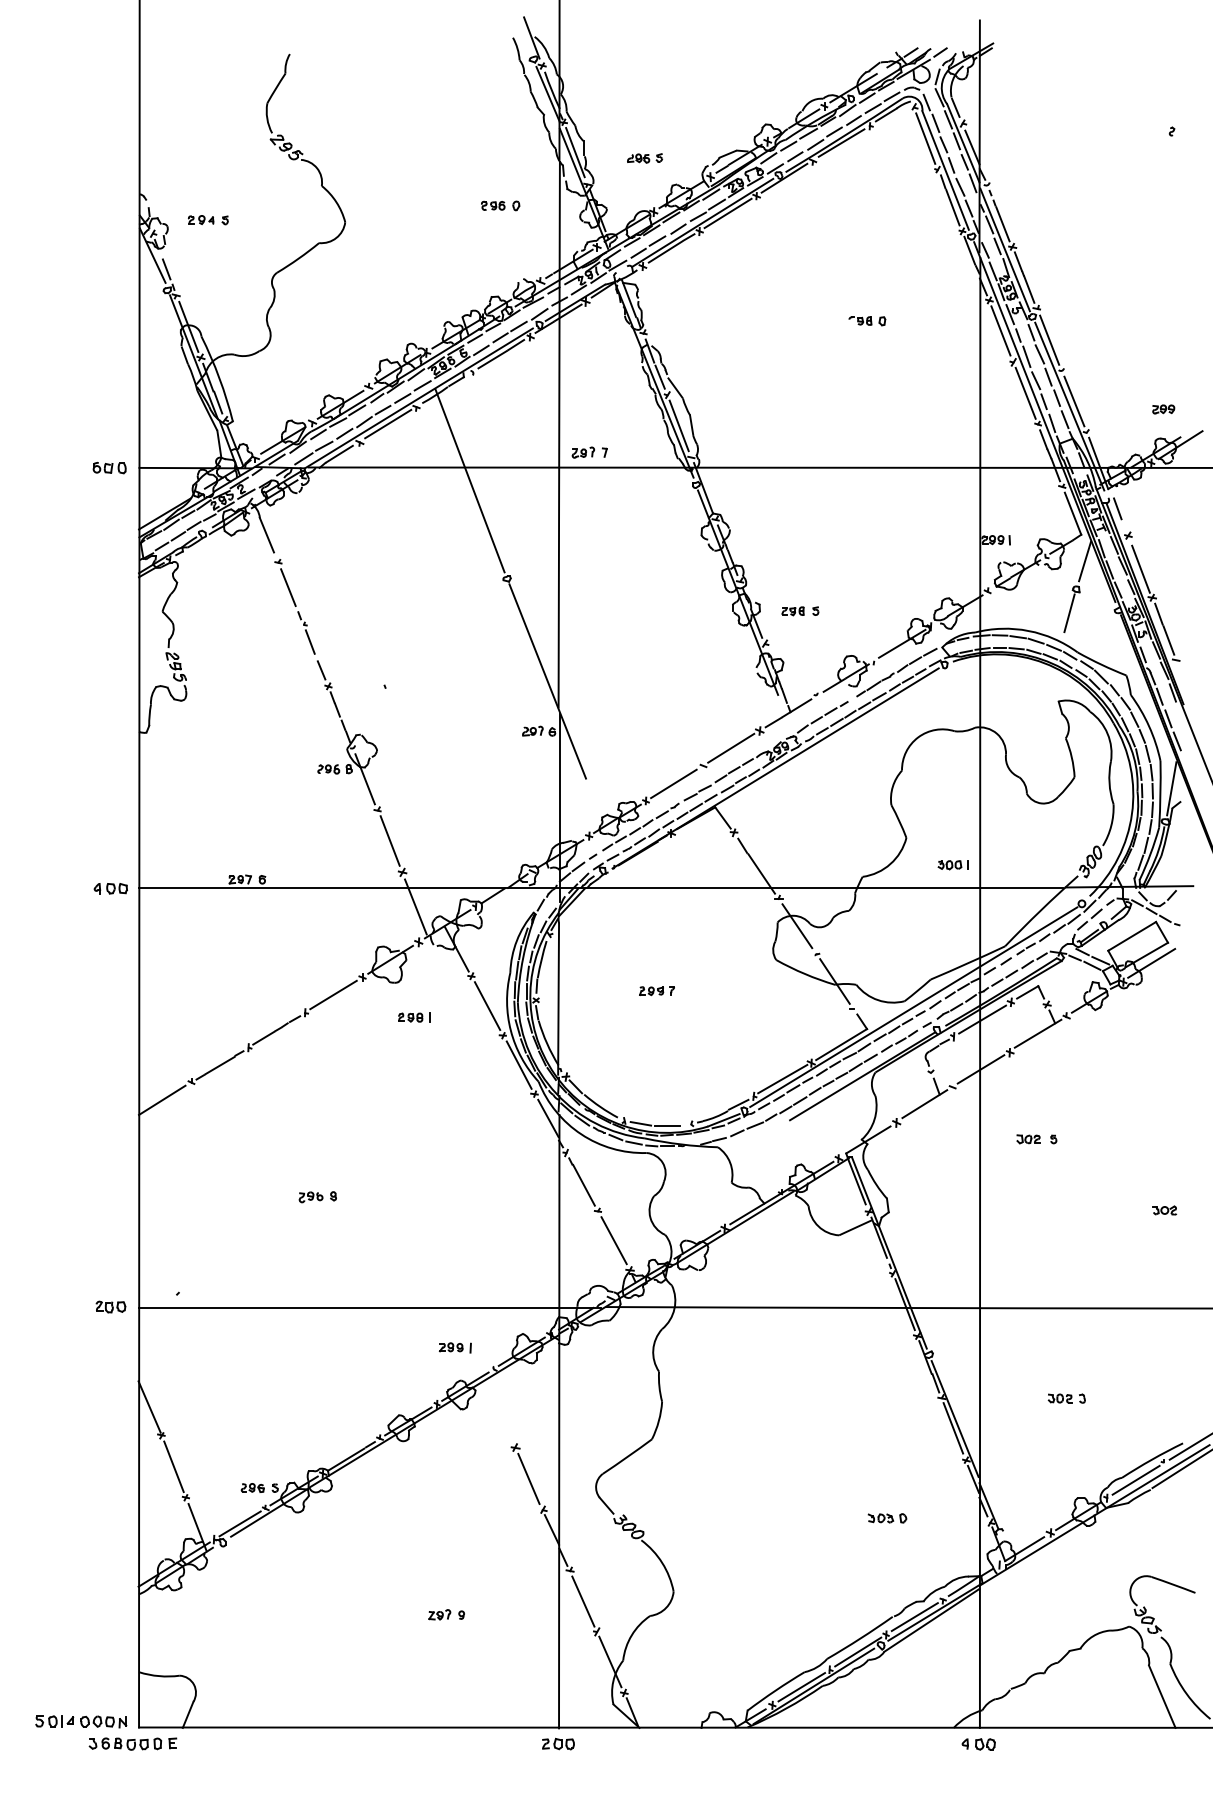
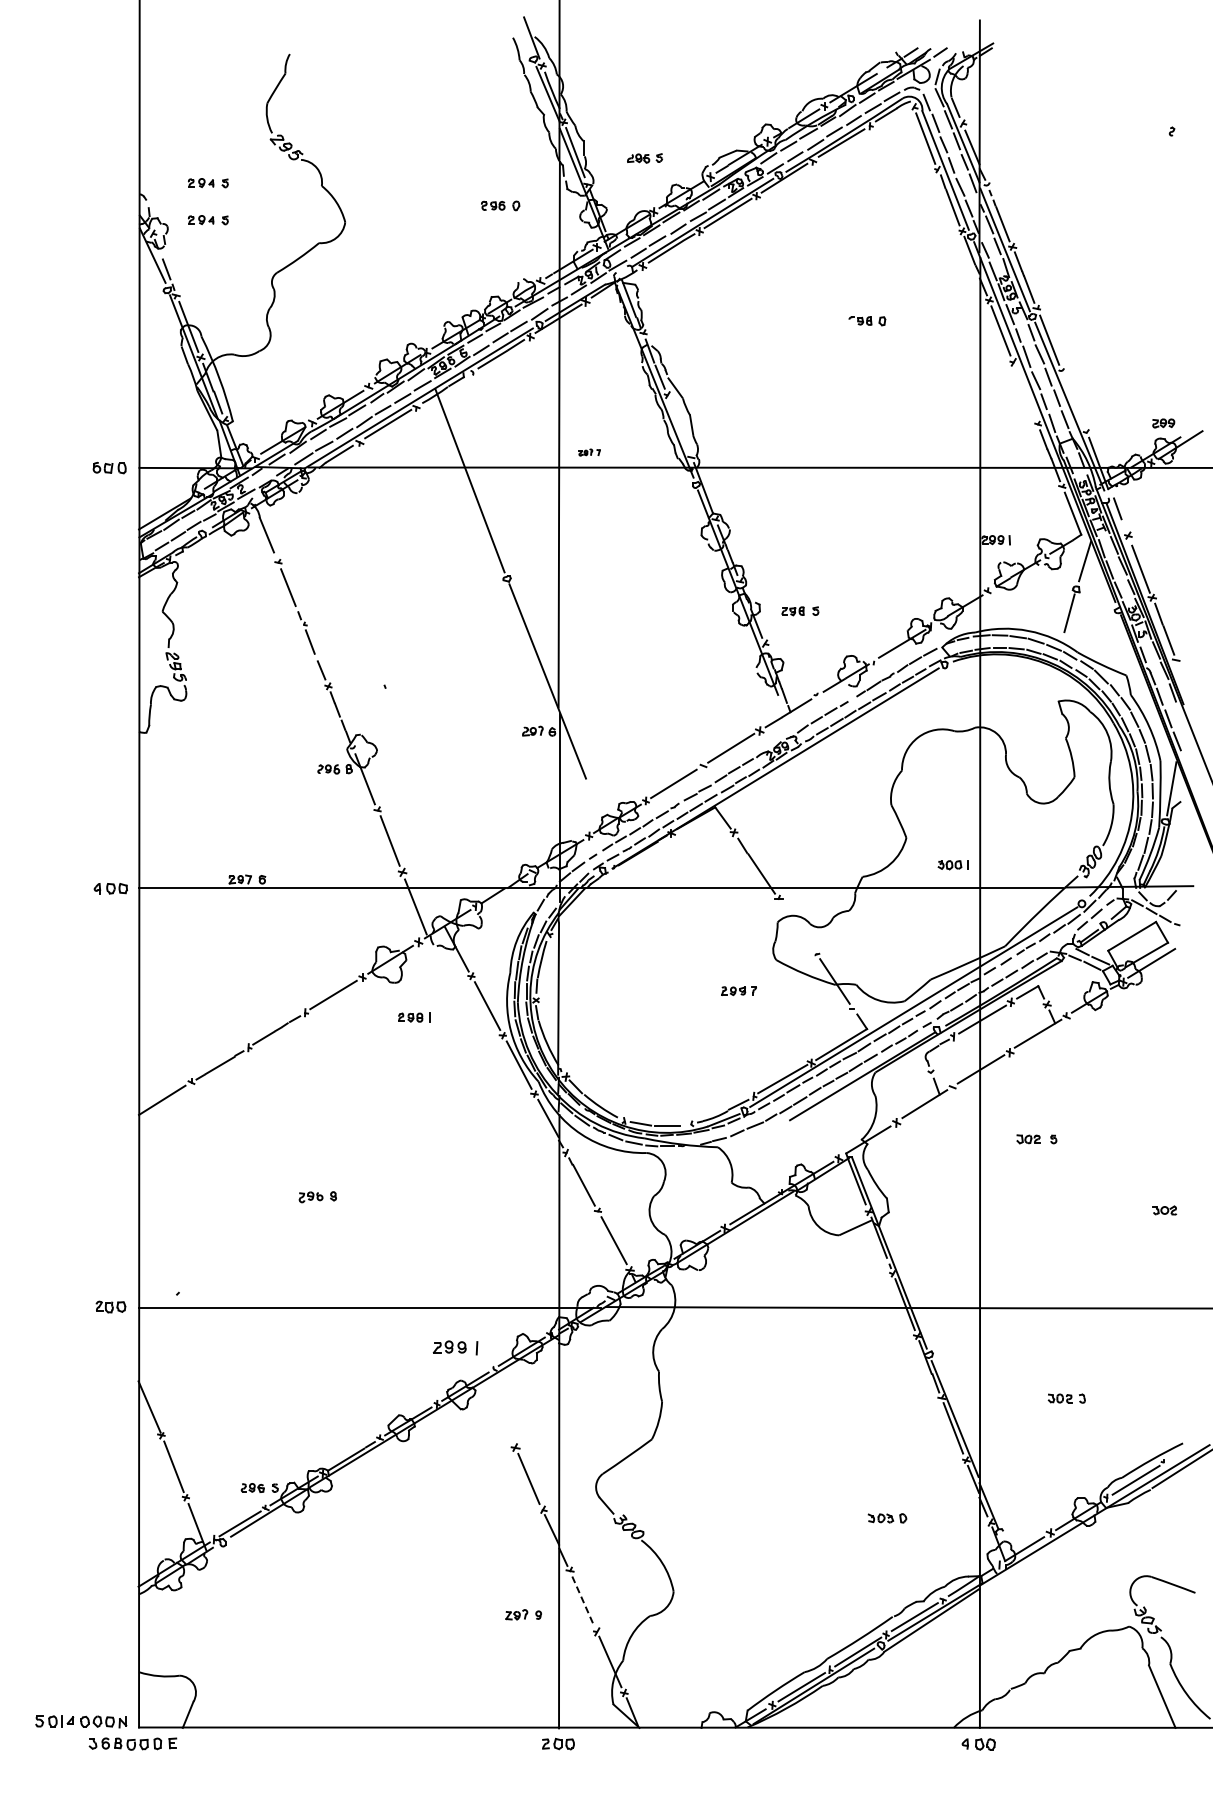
part: none -> present (208, 183)
line: present -> none (1025, 392)
line: present -> none (1074, 401)
part position: (1163, 409) -> (1163, 423) (1163, 423)
line: present -> none (678, 425)
part size: 37x13 px -> 23x9 px (589, 452)
line: present -> none (797, 926)
part position: (656, 991) -> (738, 991) (738, 991)
part size: 34x12 px -> 47x16 px (455, 1347)
line: present -> none (1189, 1447)
line: solid -> dashed (583, 1602)
part position: (446, 1614) -> (523, 1614) (523, 1614)
